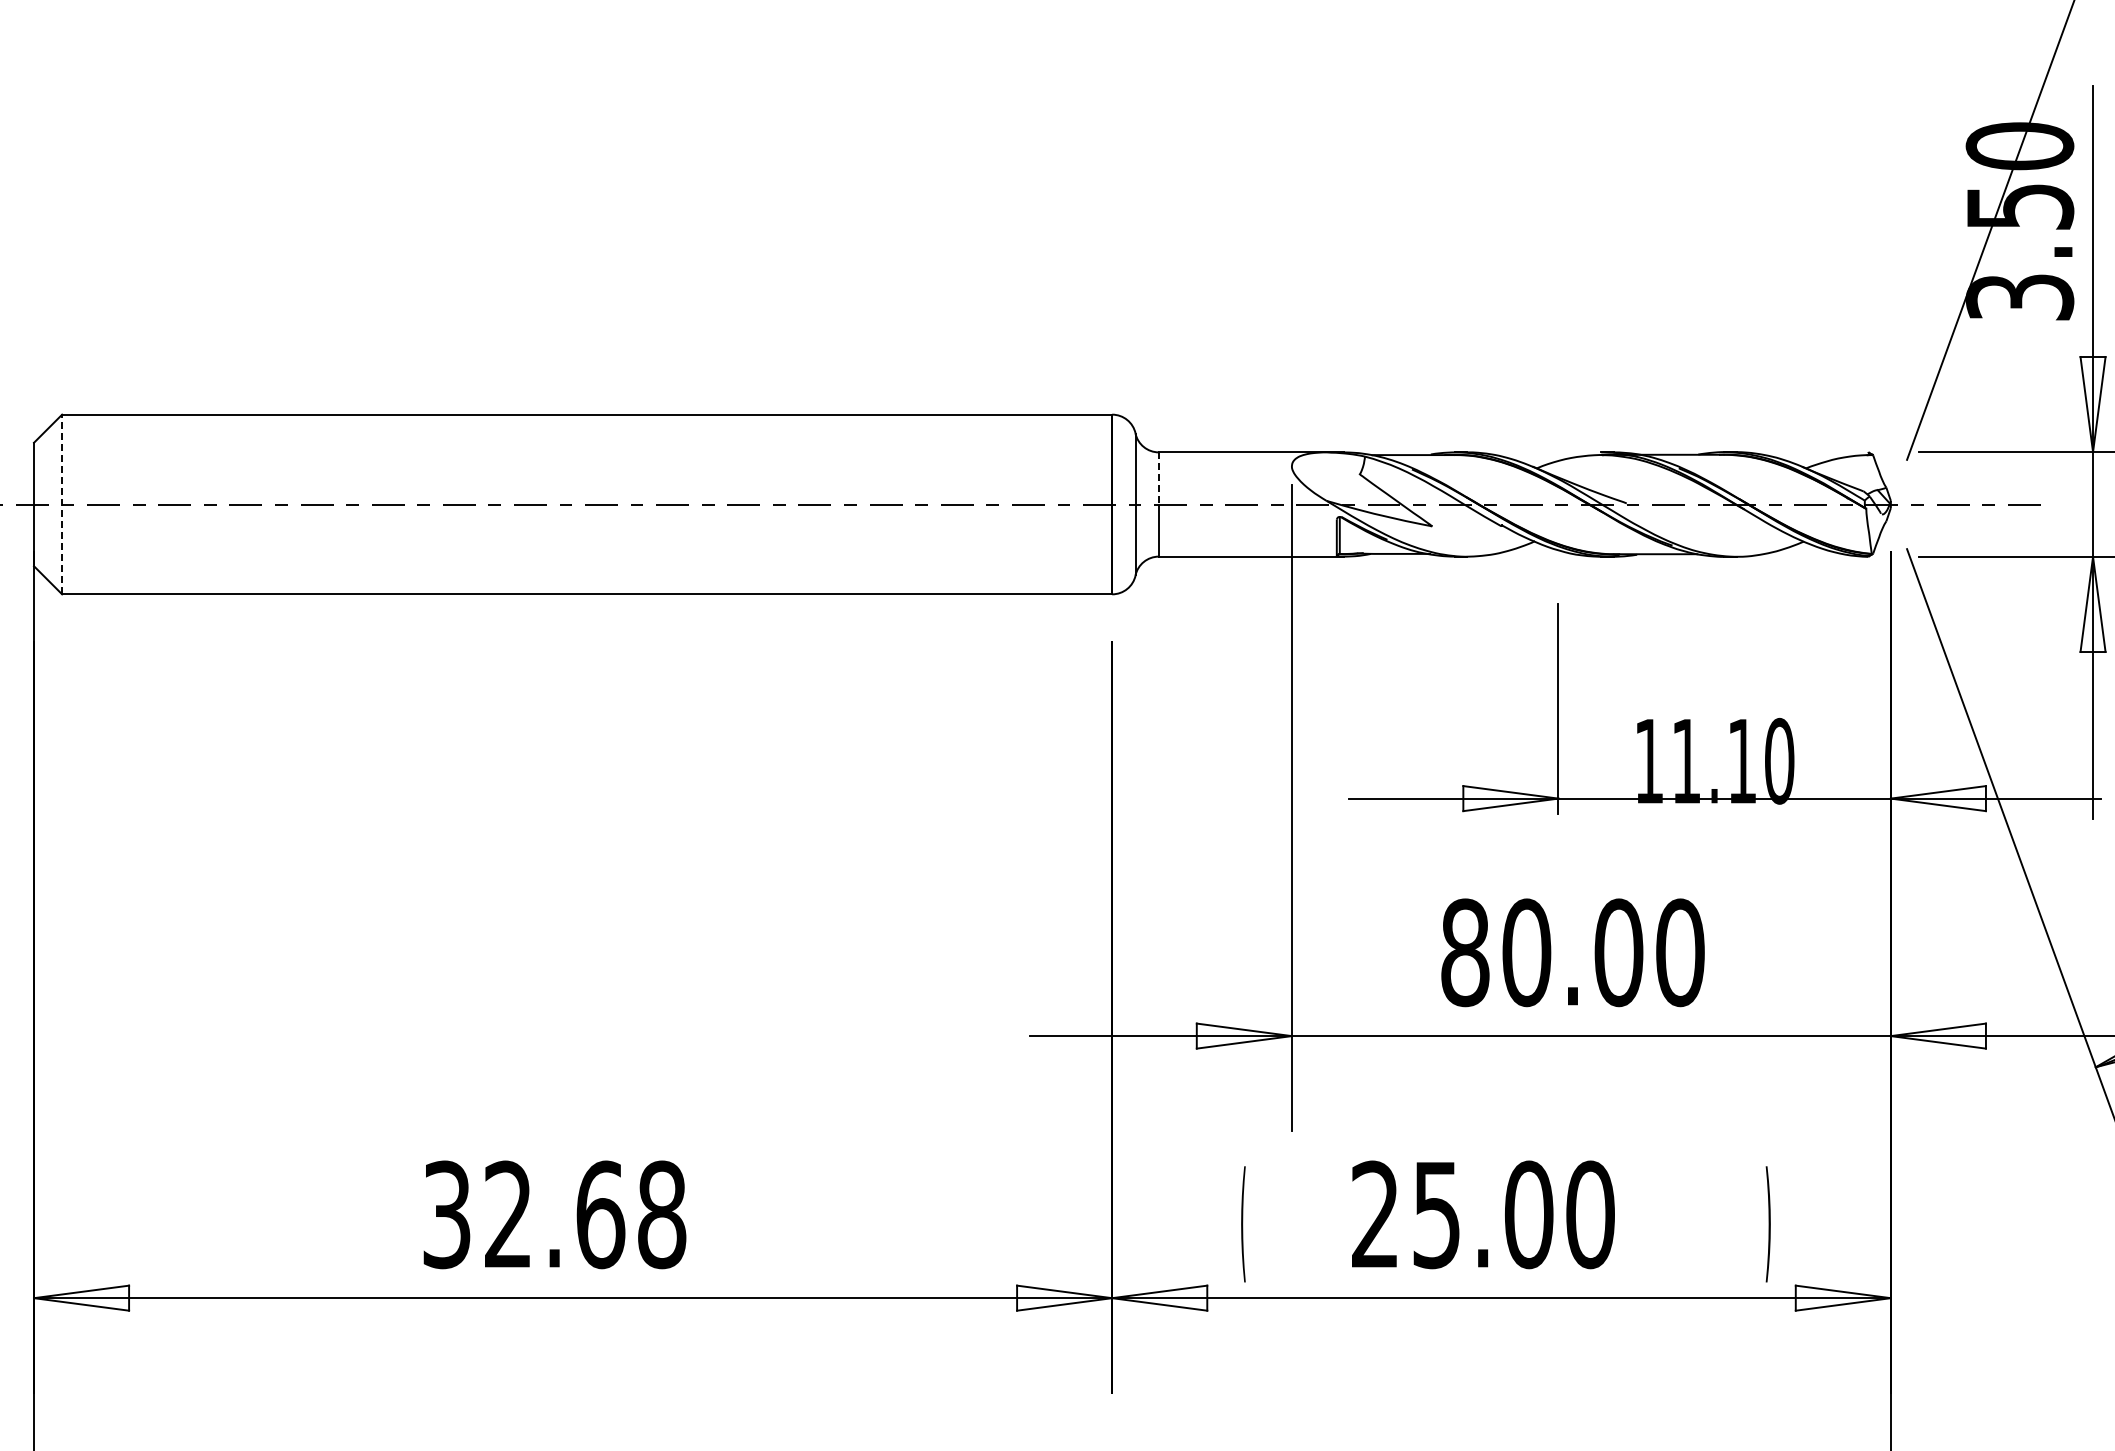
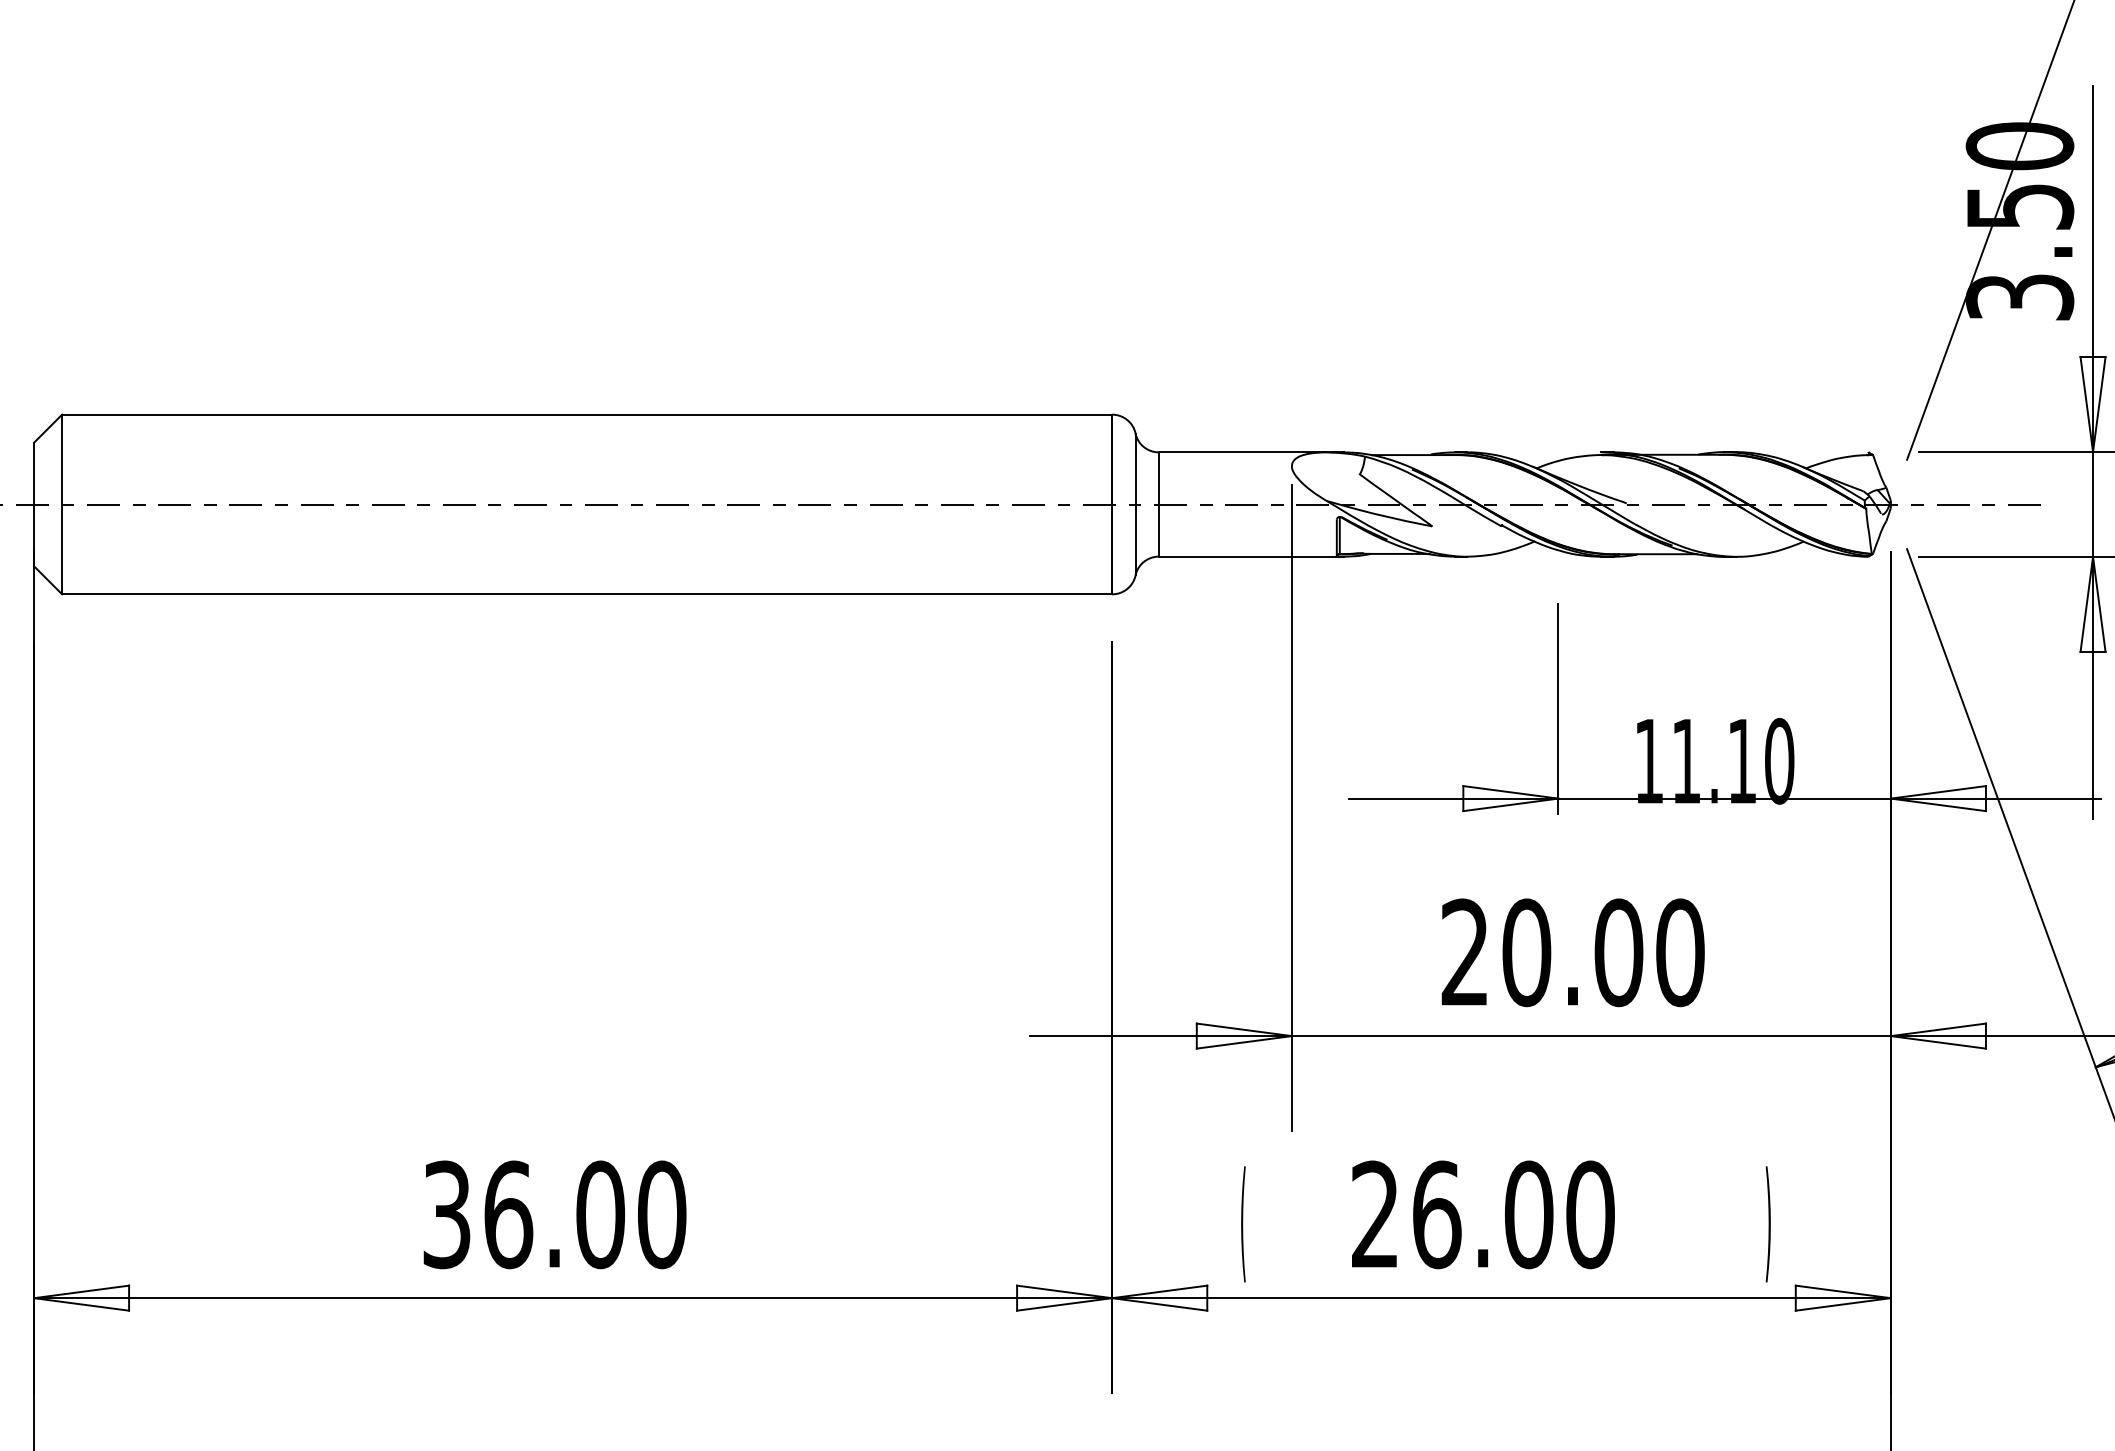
line: dashed -> solid (1159, 478)
line: dashed -> solid (62, 504)
text: 80.00 -> 20.00 (1465, 952)
text: 32.68 -> 36.00 (585, 1214)
text: 25.00 -> 26.00 (1437, 1214)
